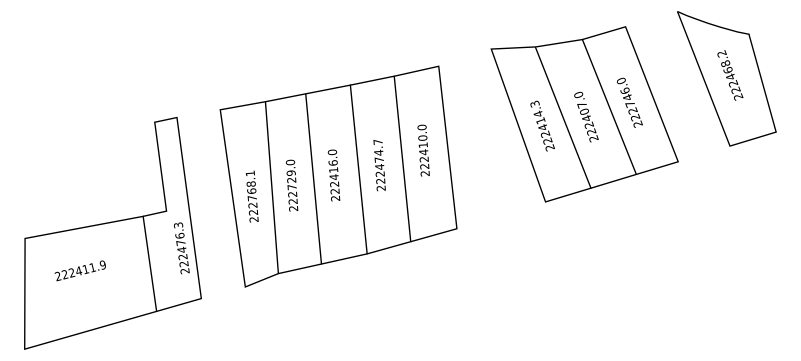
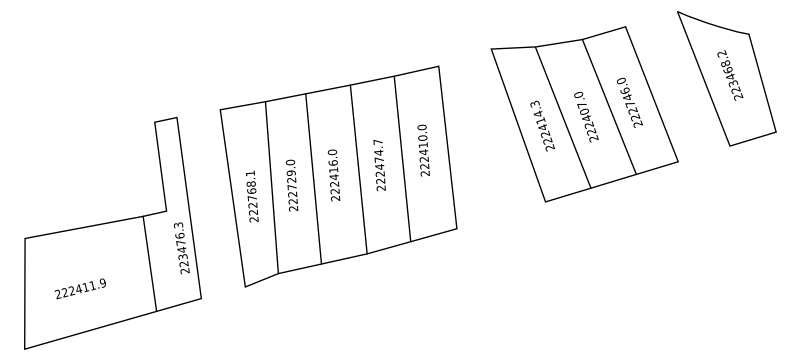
text: 222468.2 -> 223468.2 (733, 83)
text: 222476.3 -> 223476.3 (183, 257)
text position: (79, 270) -> (79, 288) (79, 288)
